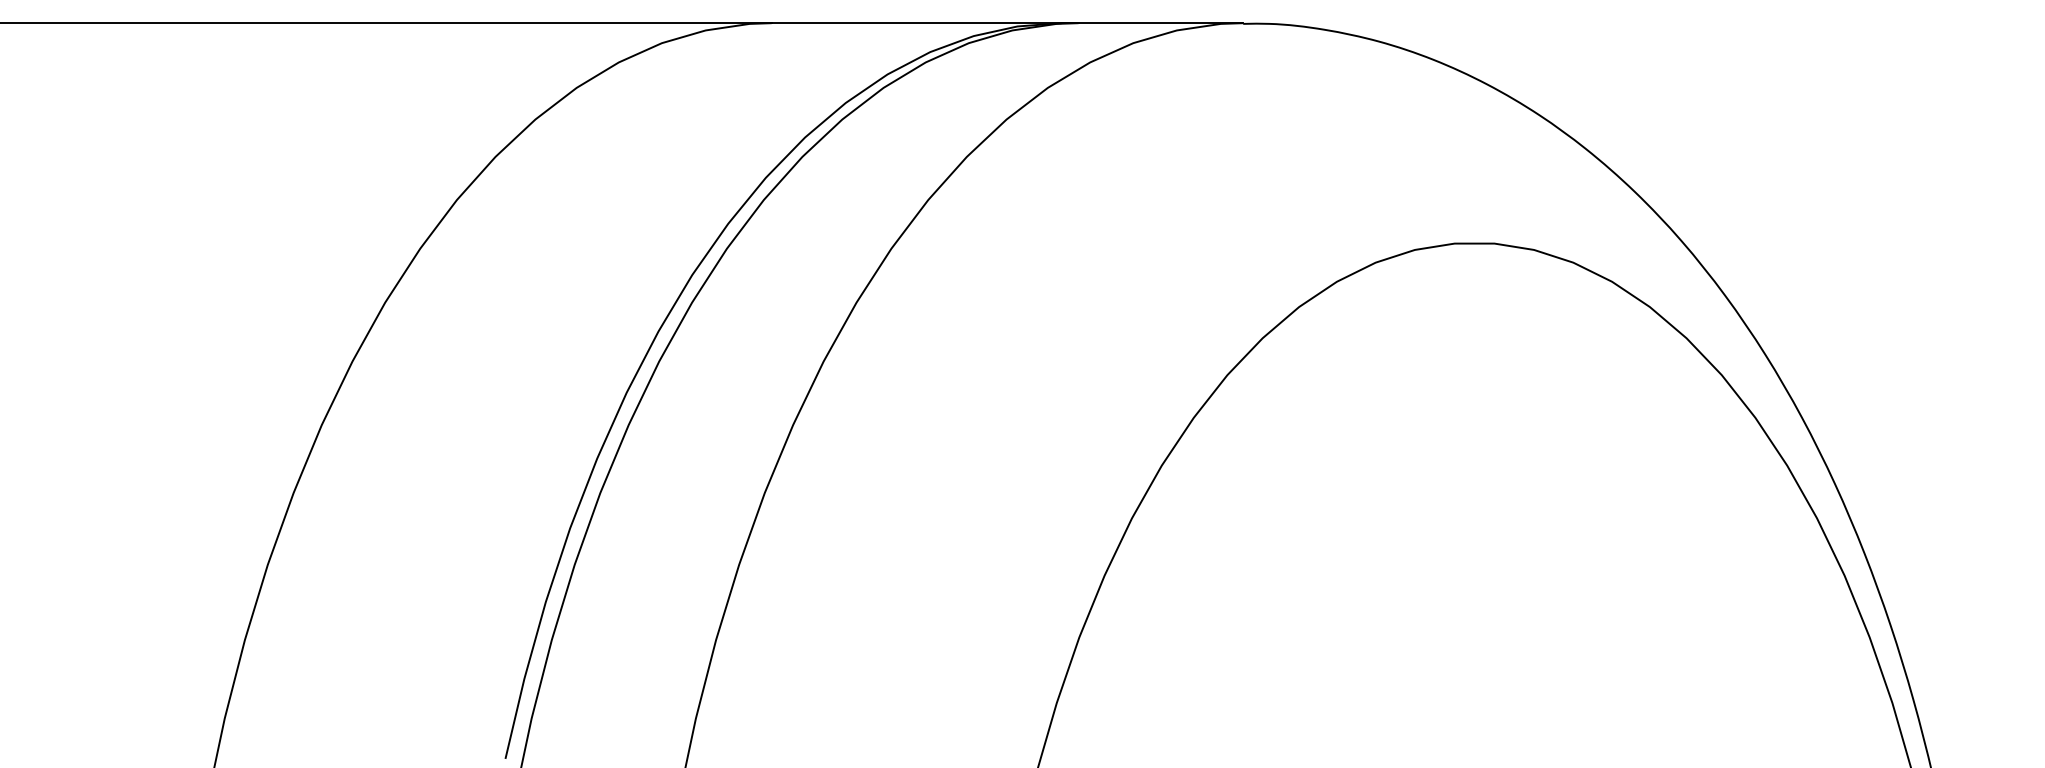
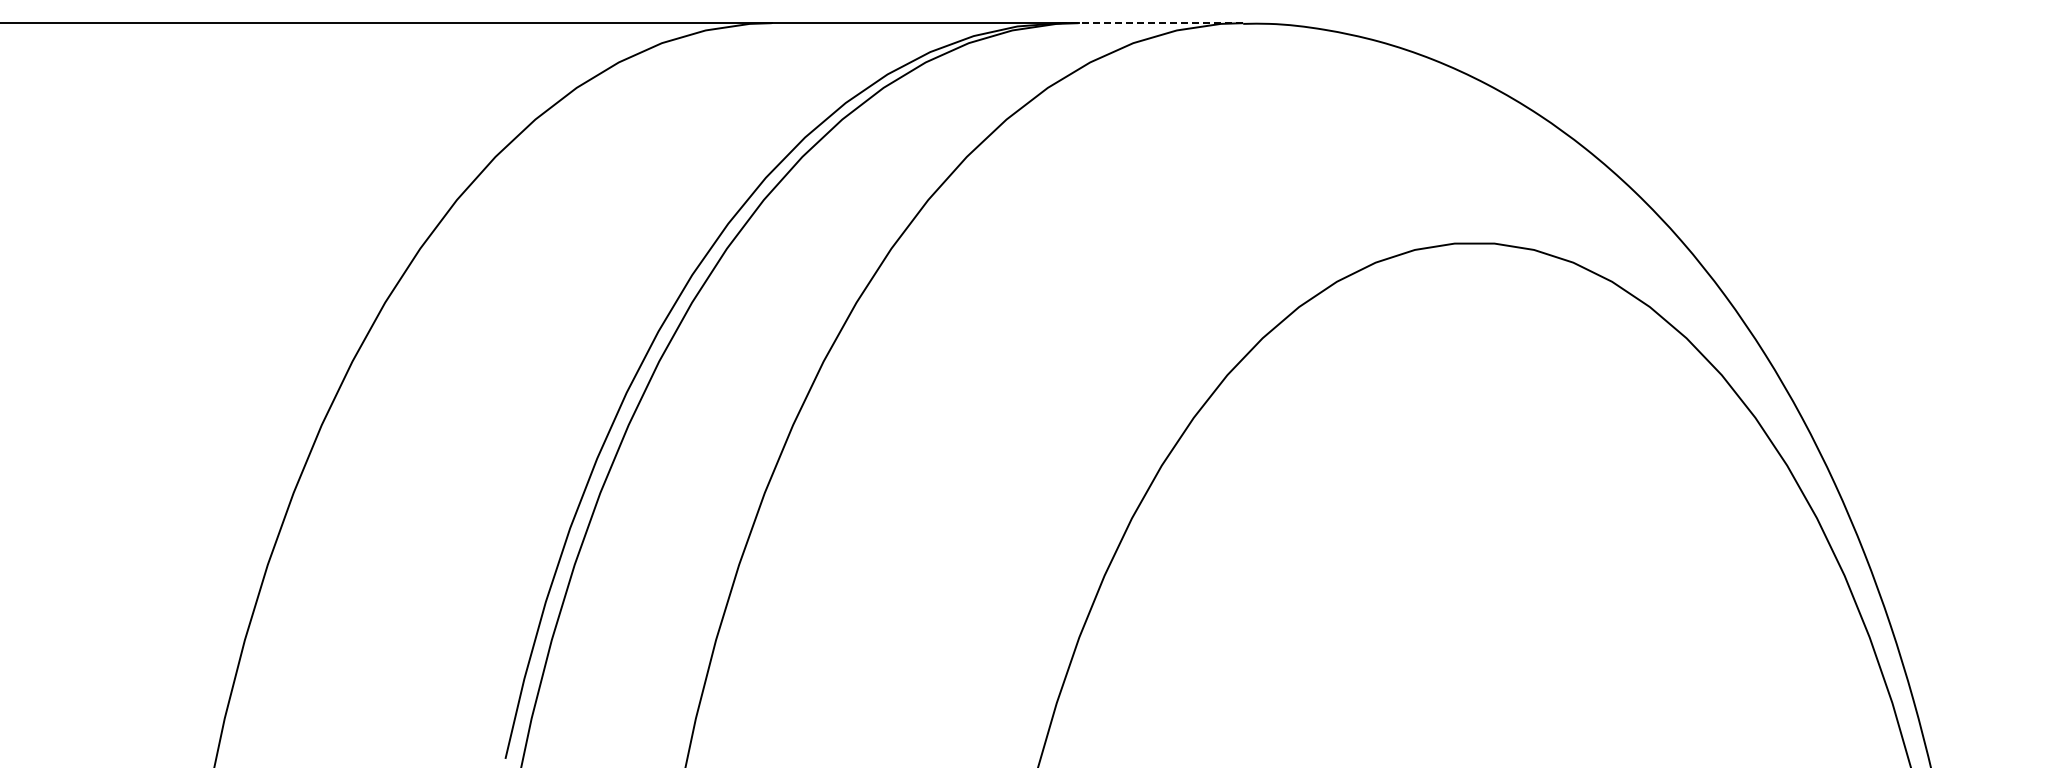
line: solid -> dashed (1152, 23)
